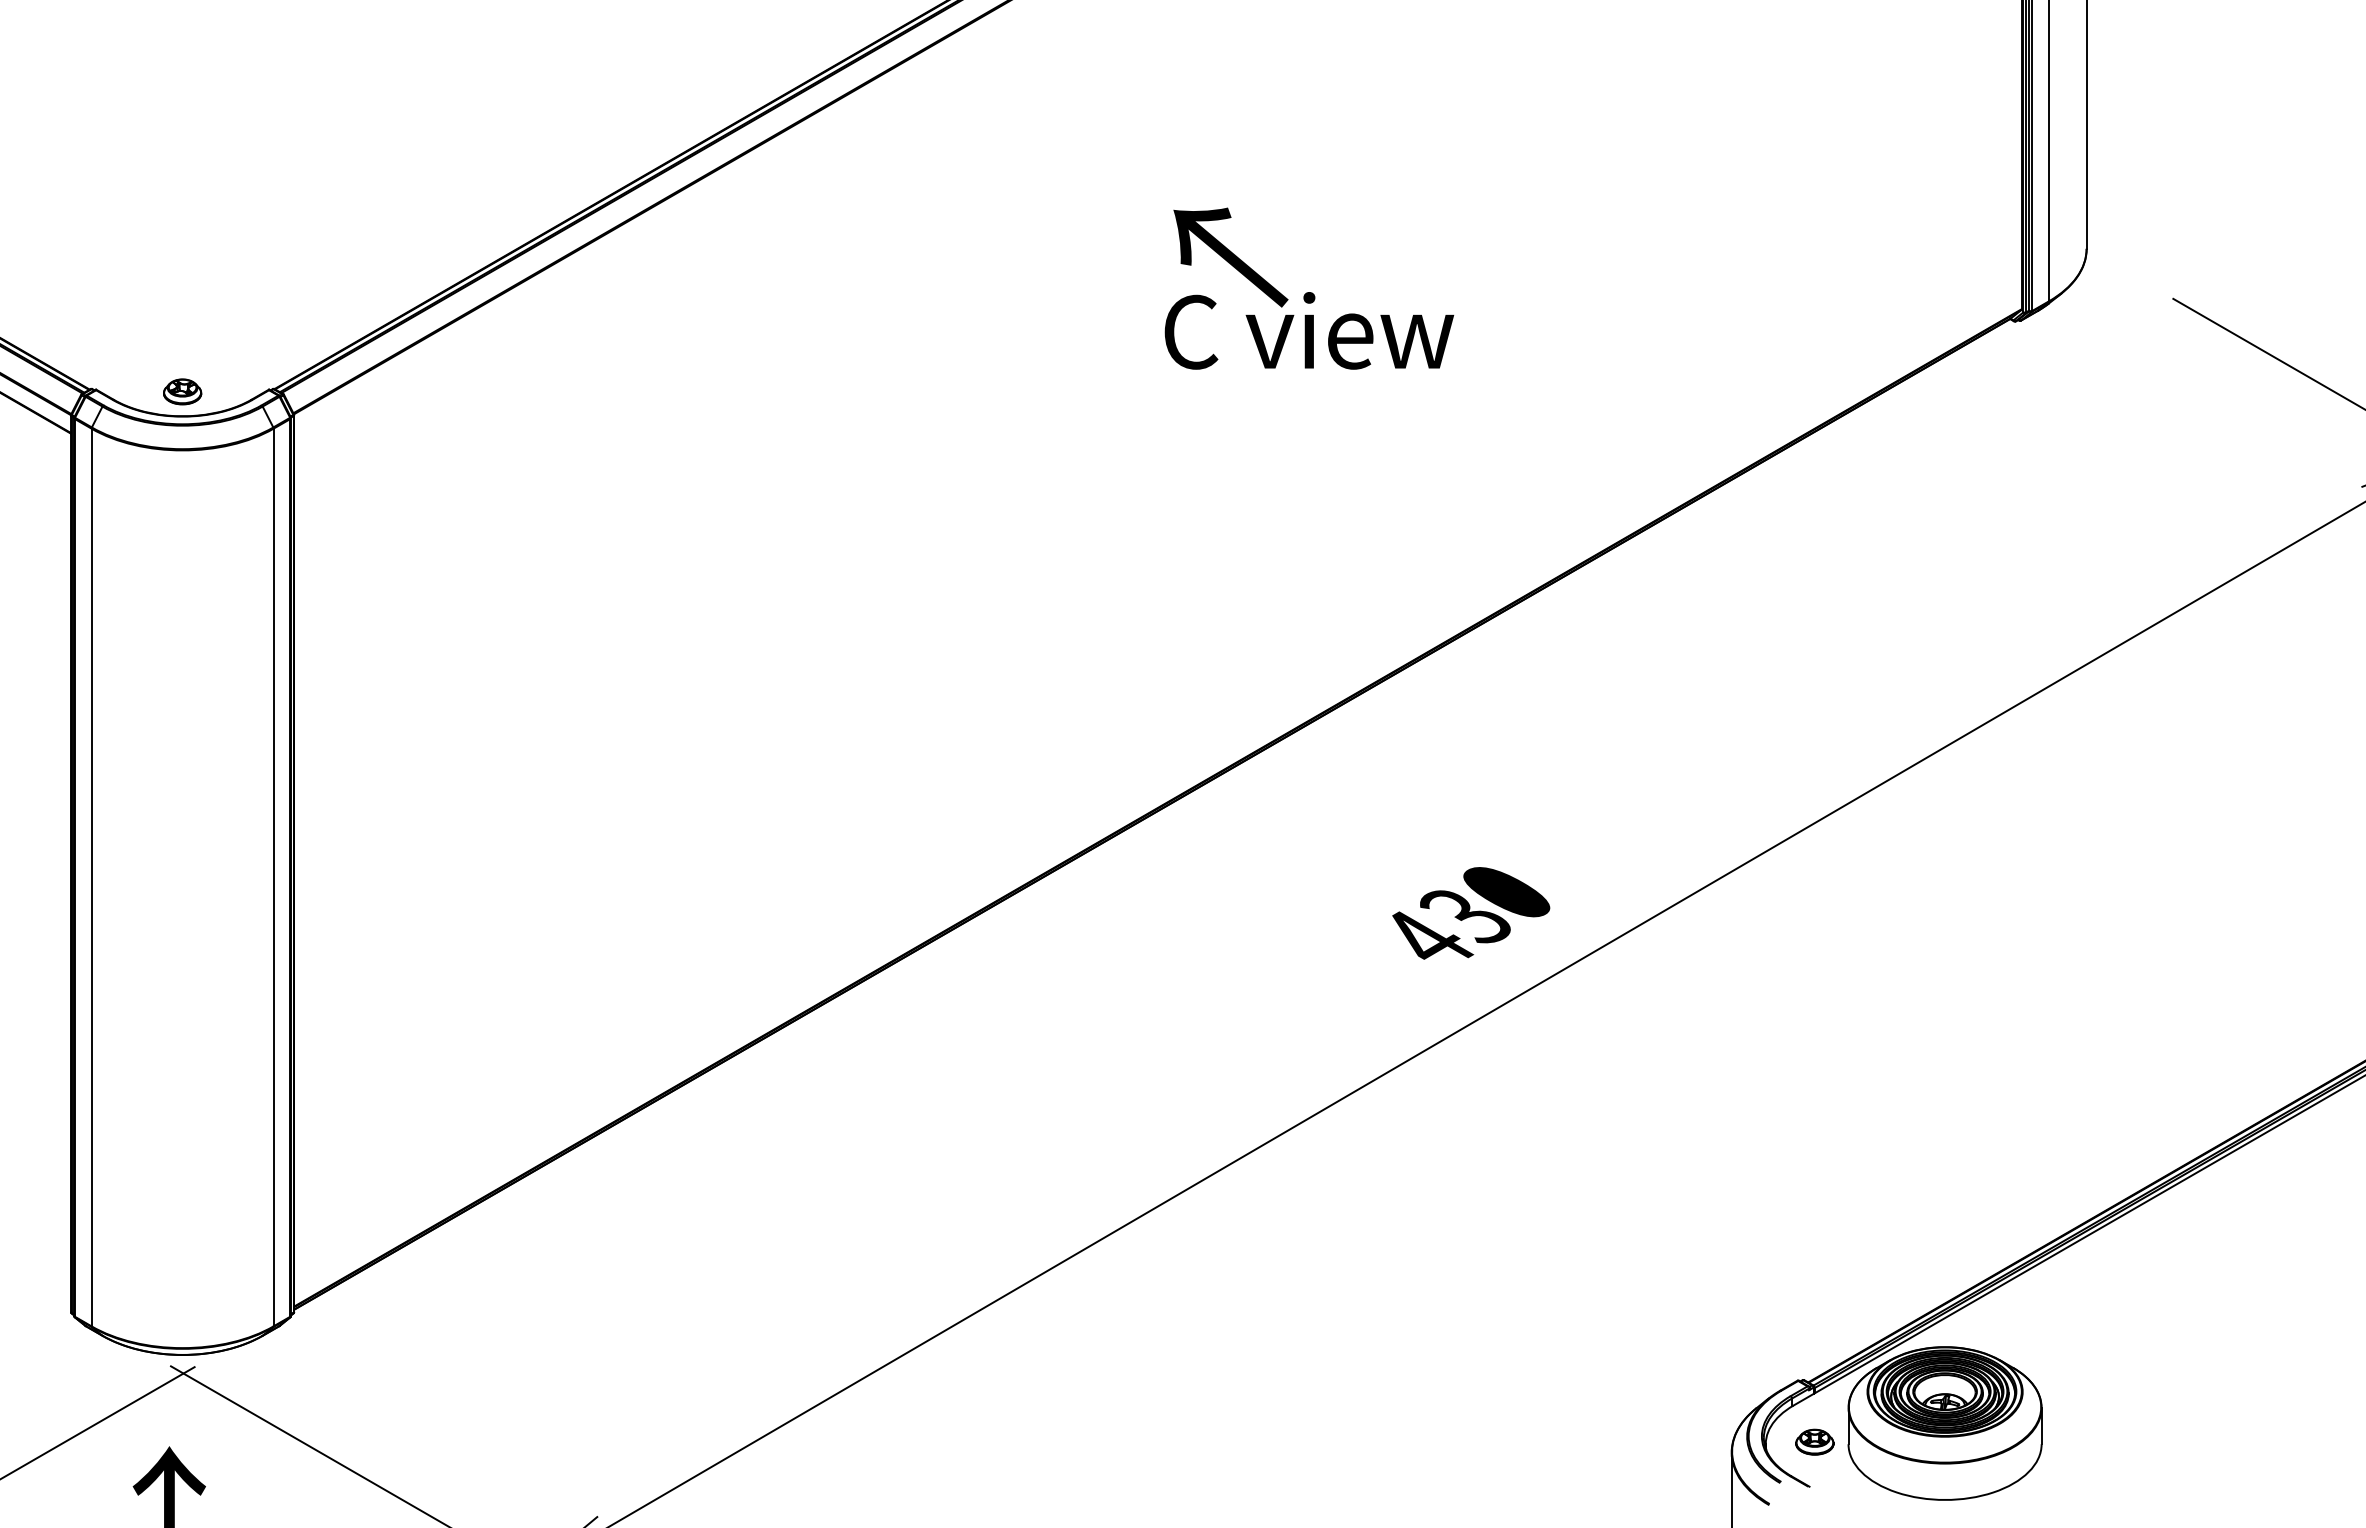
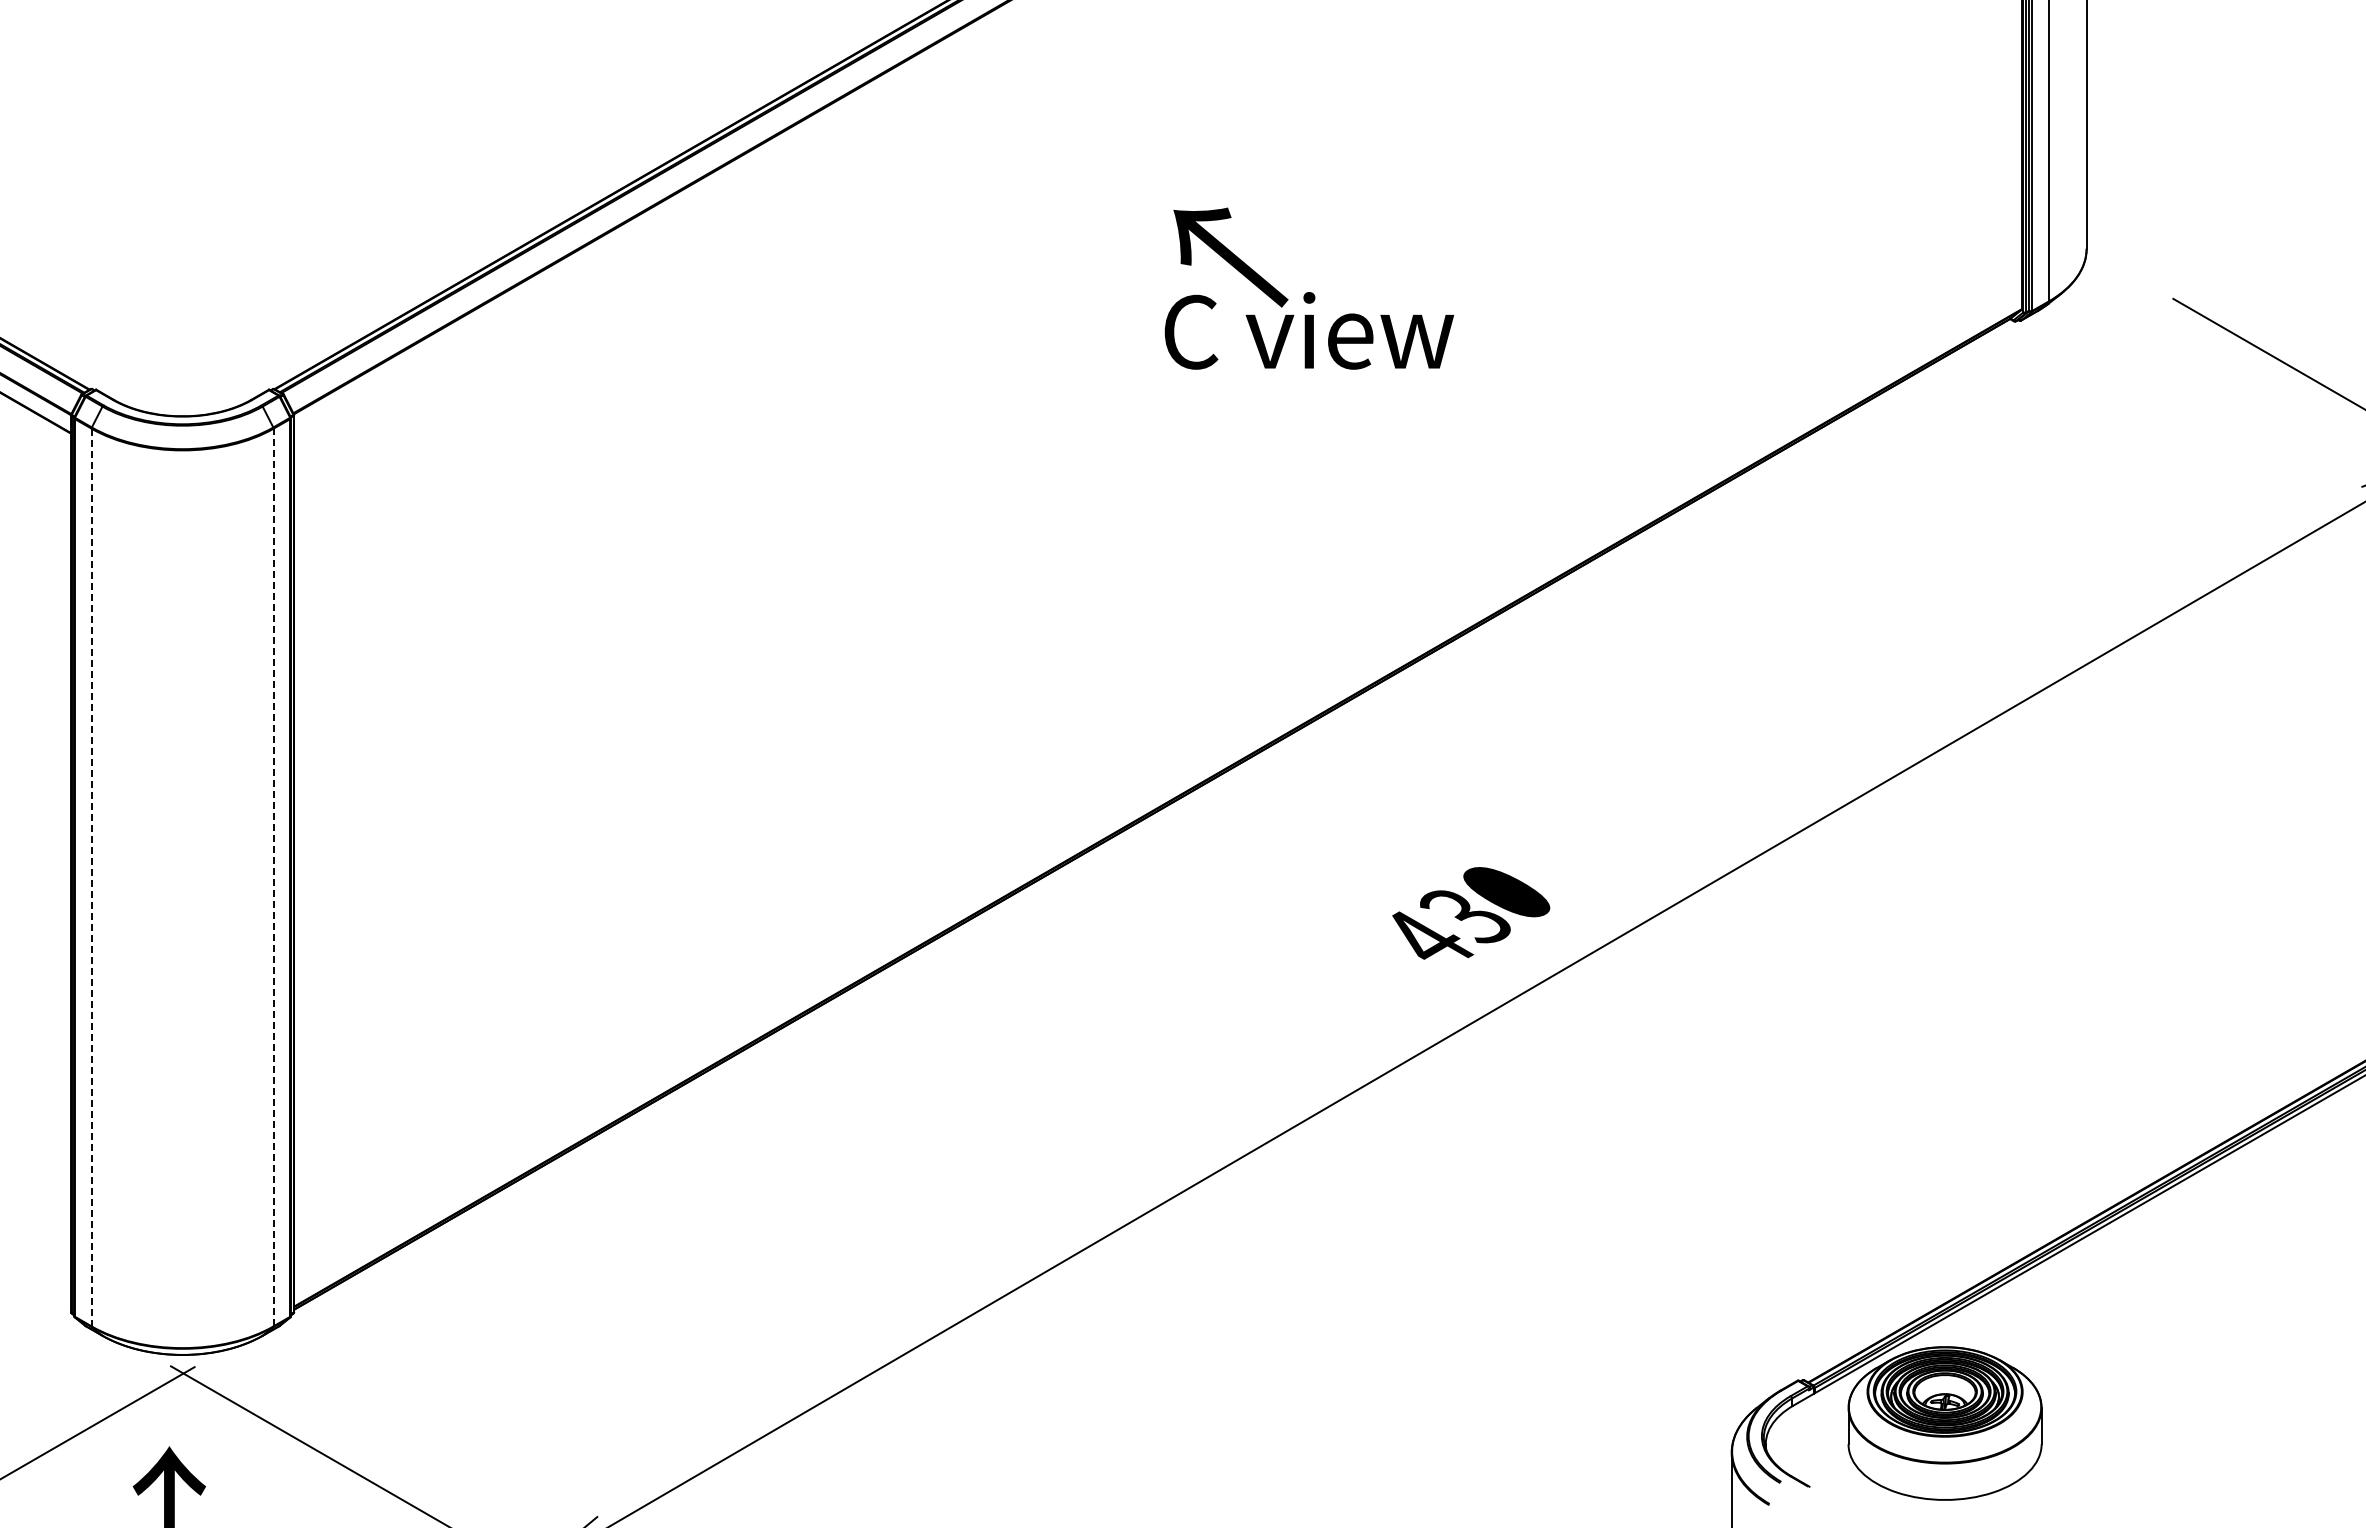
part: present -> none (182, 391)
line: solid -> dashed (91, 877)
line: solid -> dashed (273, 877)
part: present -> none (1814, 1441)
